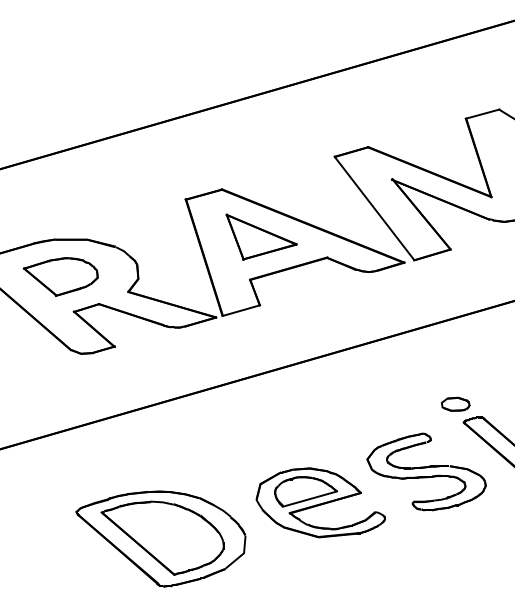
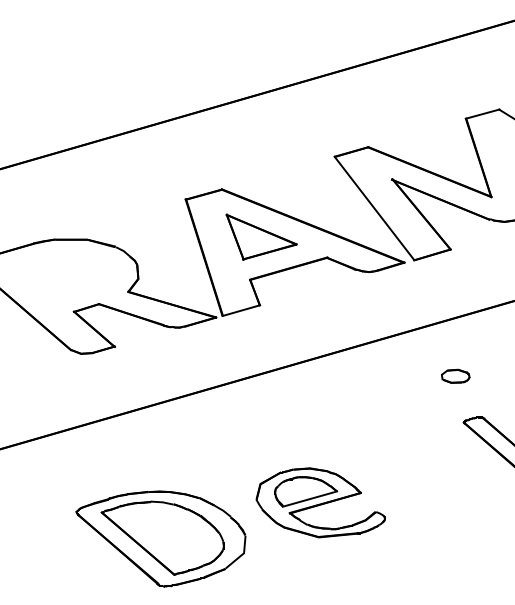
part: present -> none (60, 276)
part position: (455, 403) -> (455, 375) (455, 375)
part: present -> none (426, 471)
